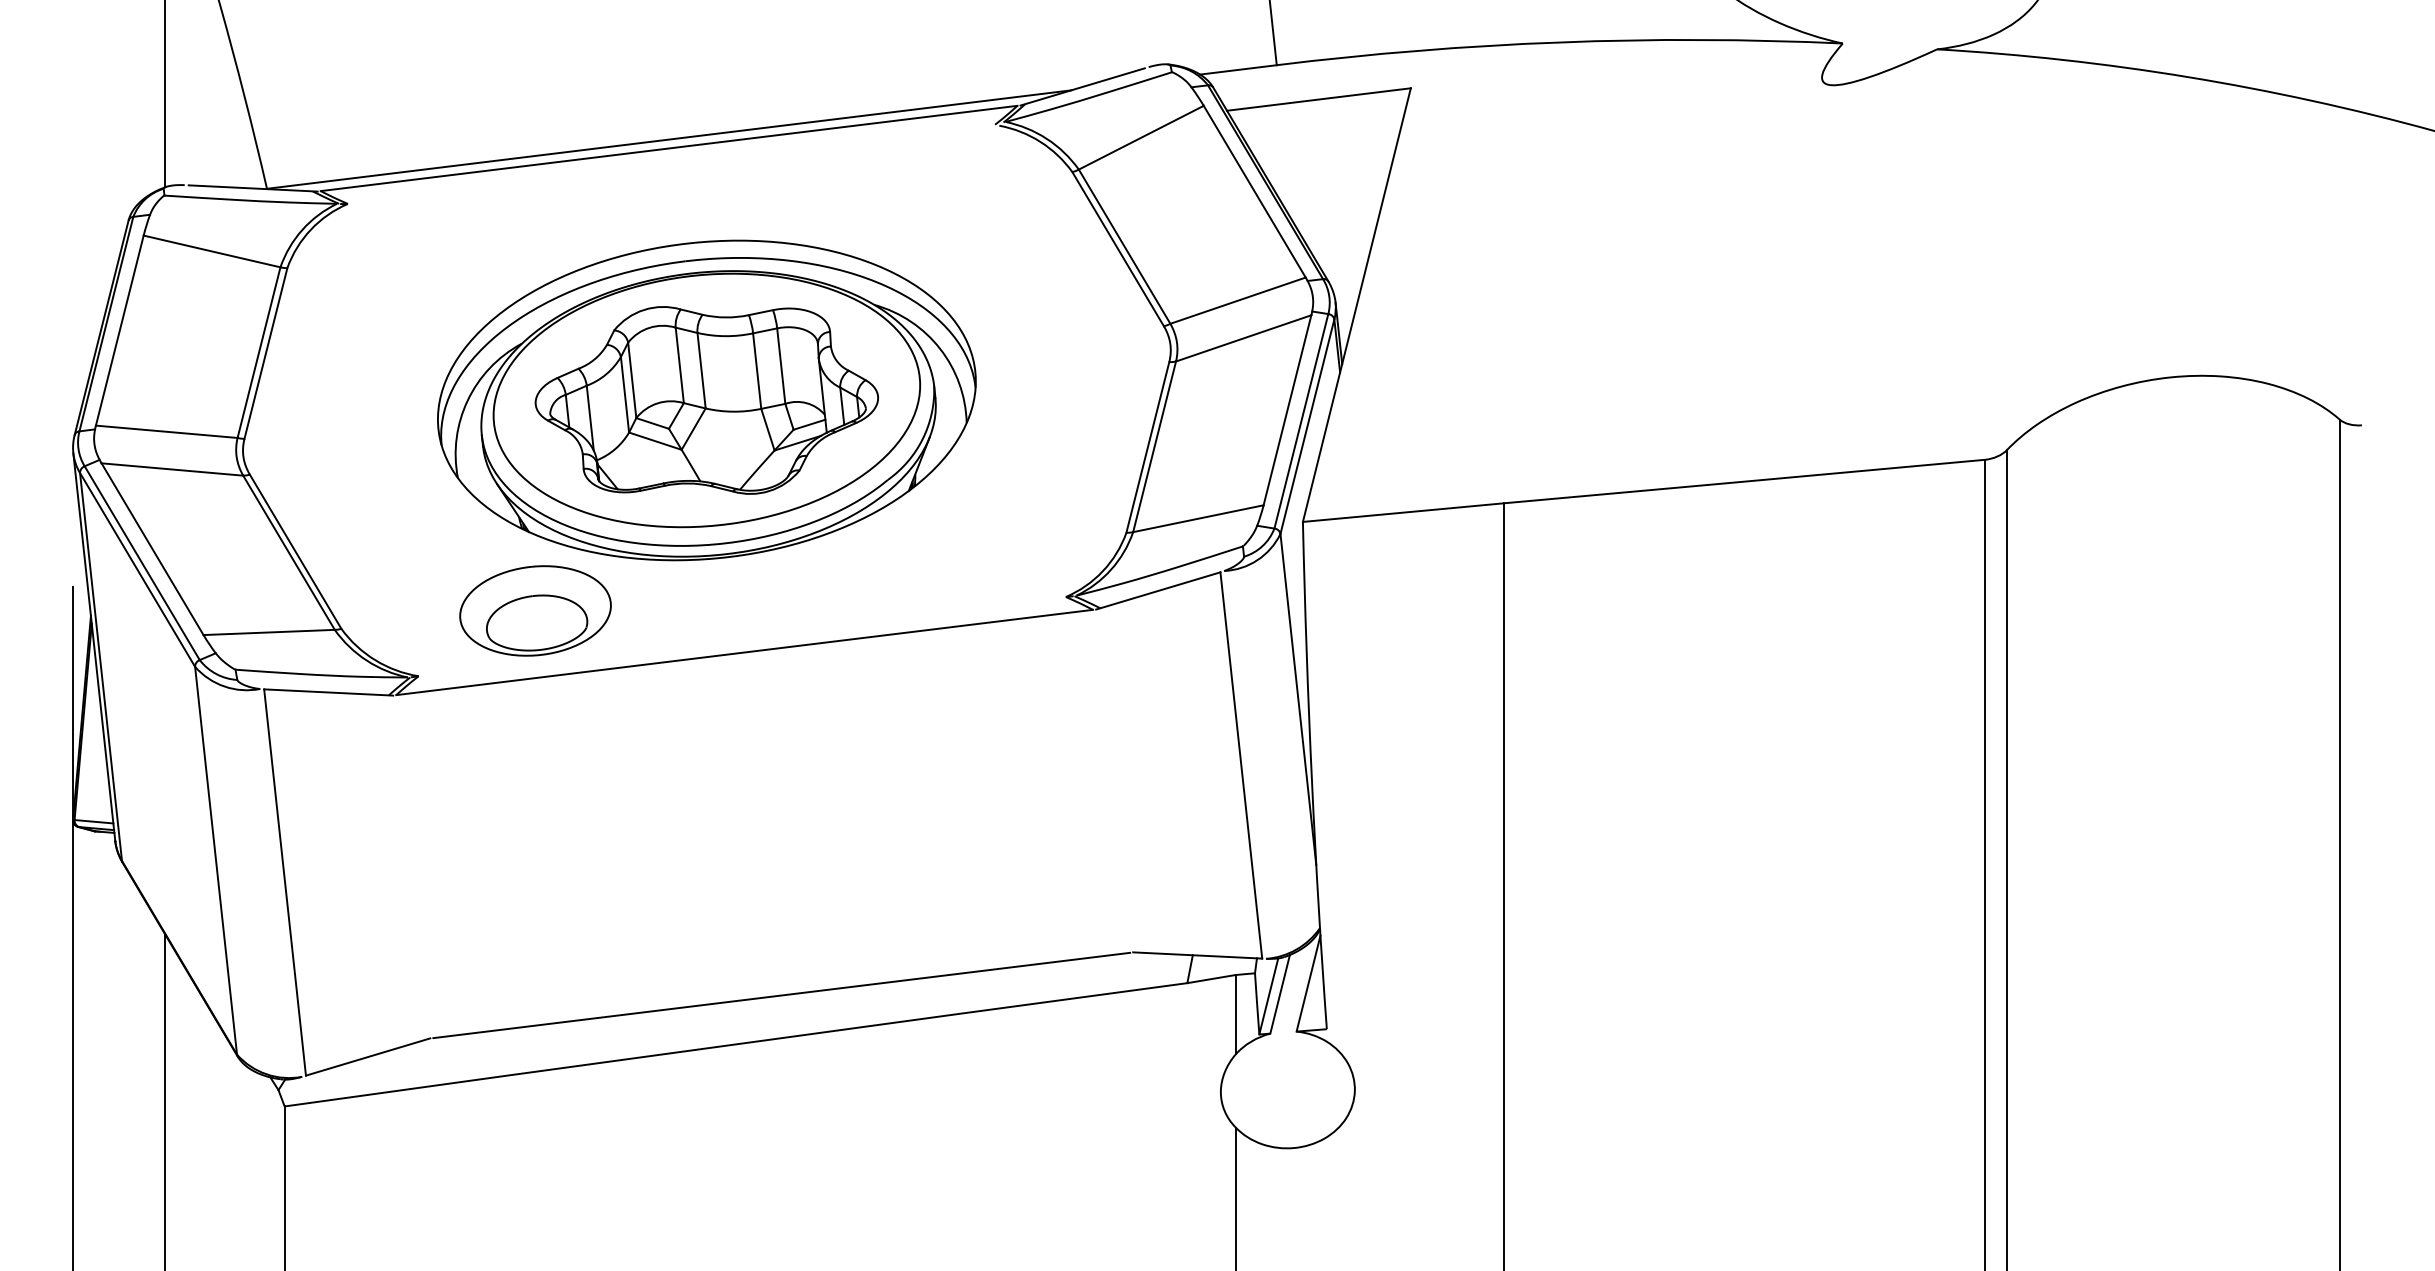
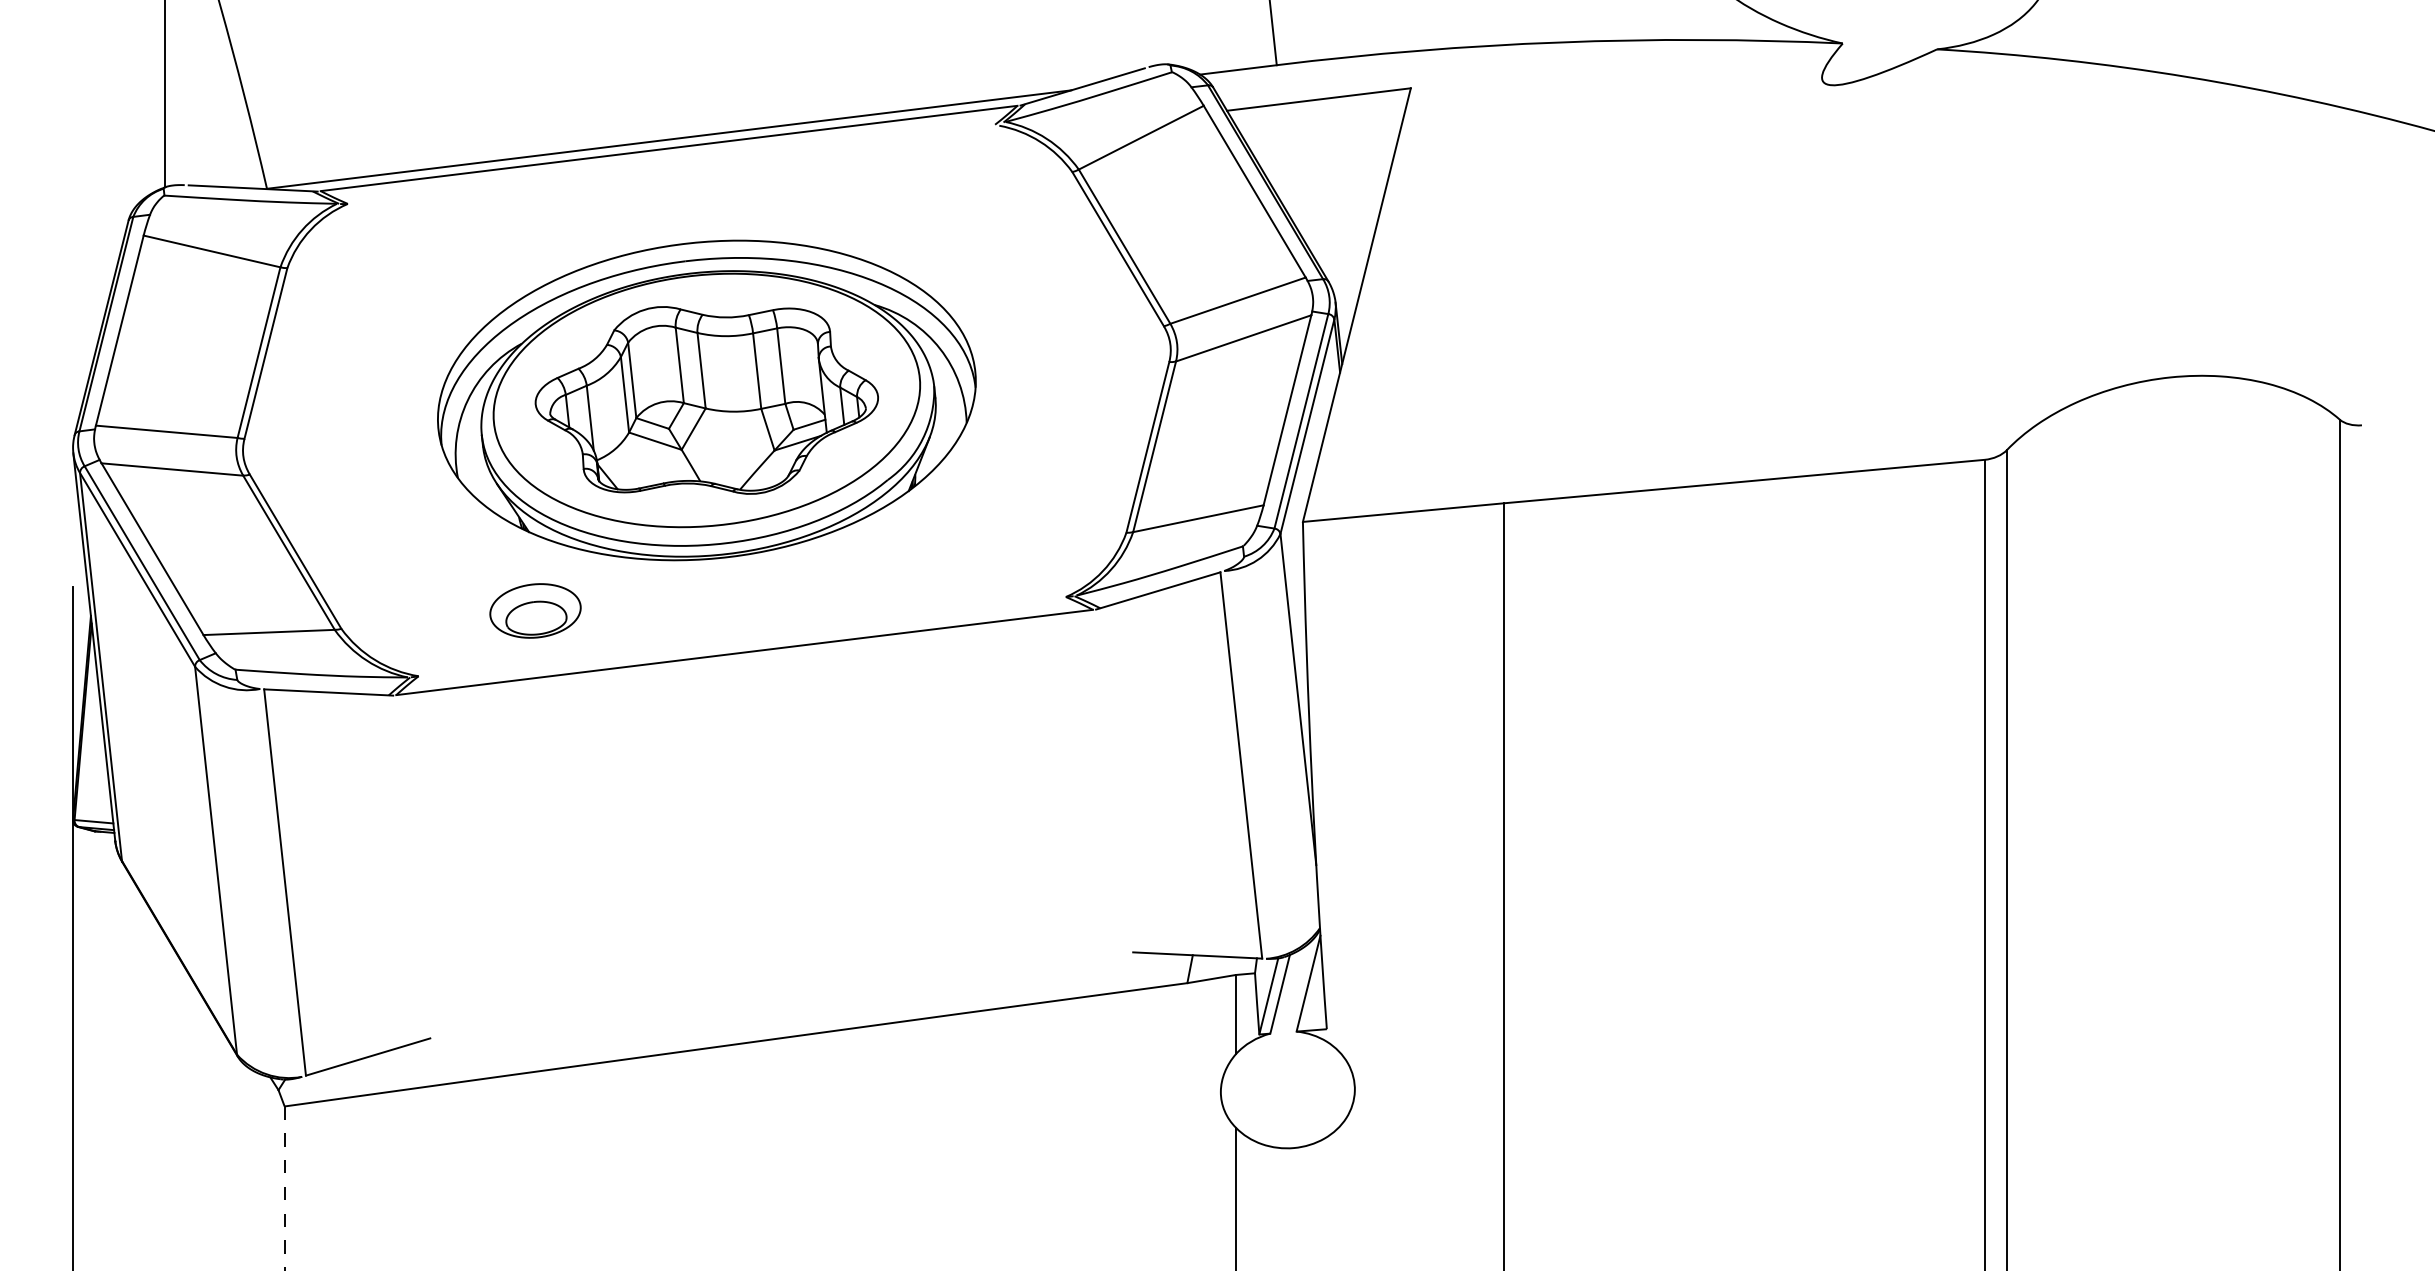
part size: 153x92 px -> 93x56 px (535, 610)
line: present -> none (781, 995)
line: present -> none (165, 1100)
line: solid -> dashed (284, 1188)
